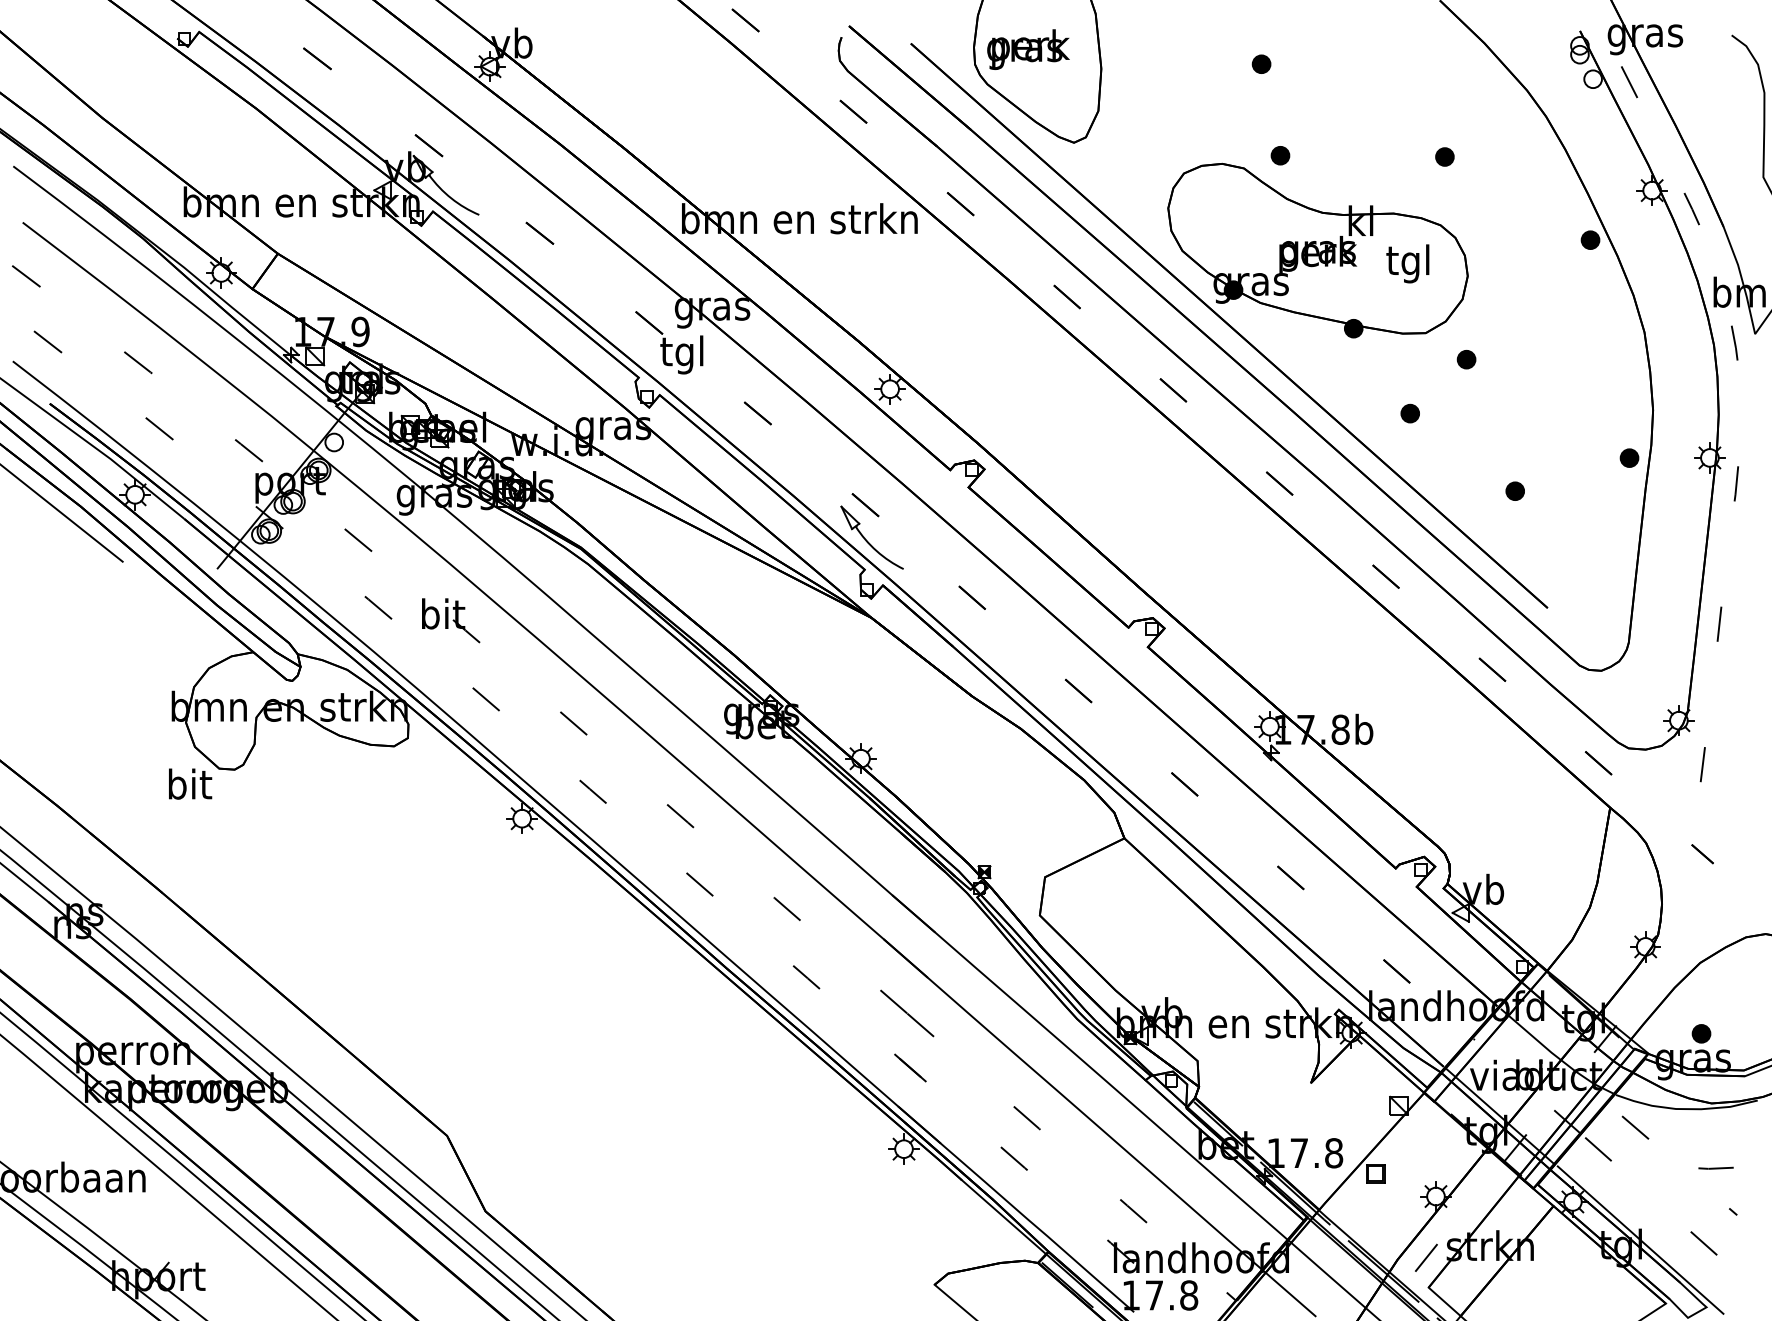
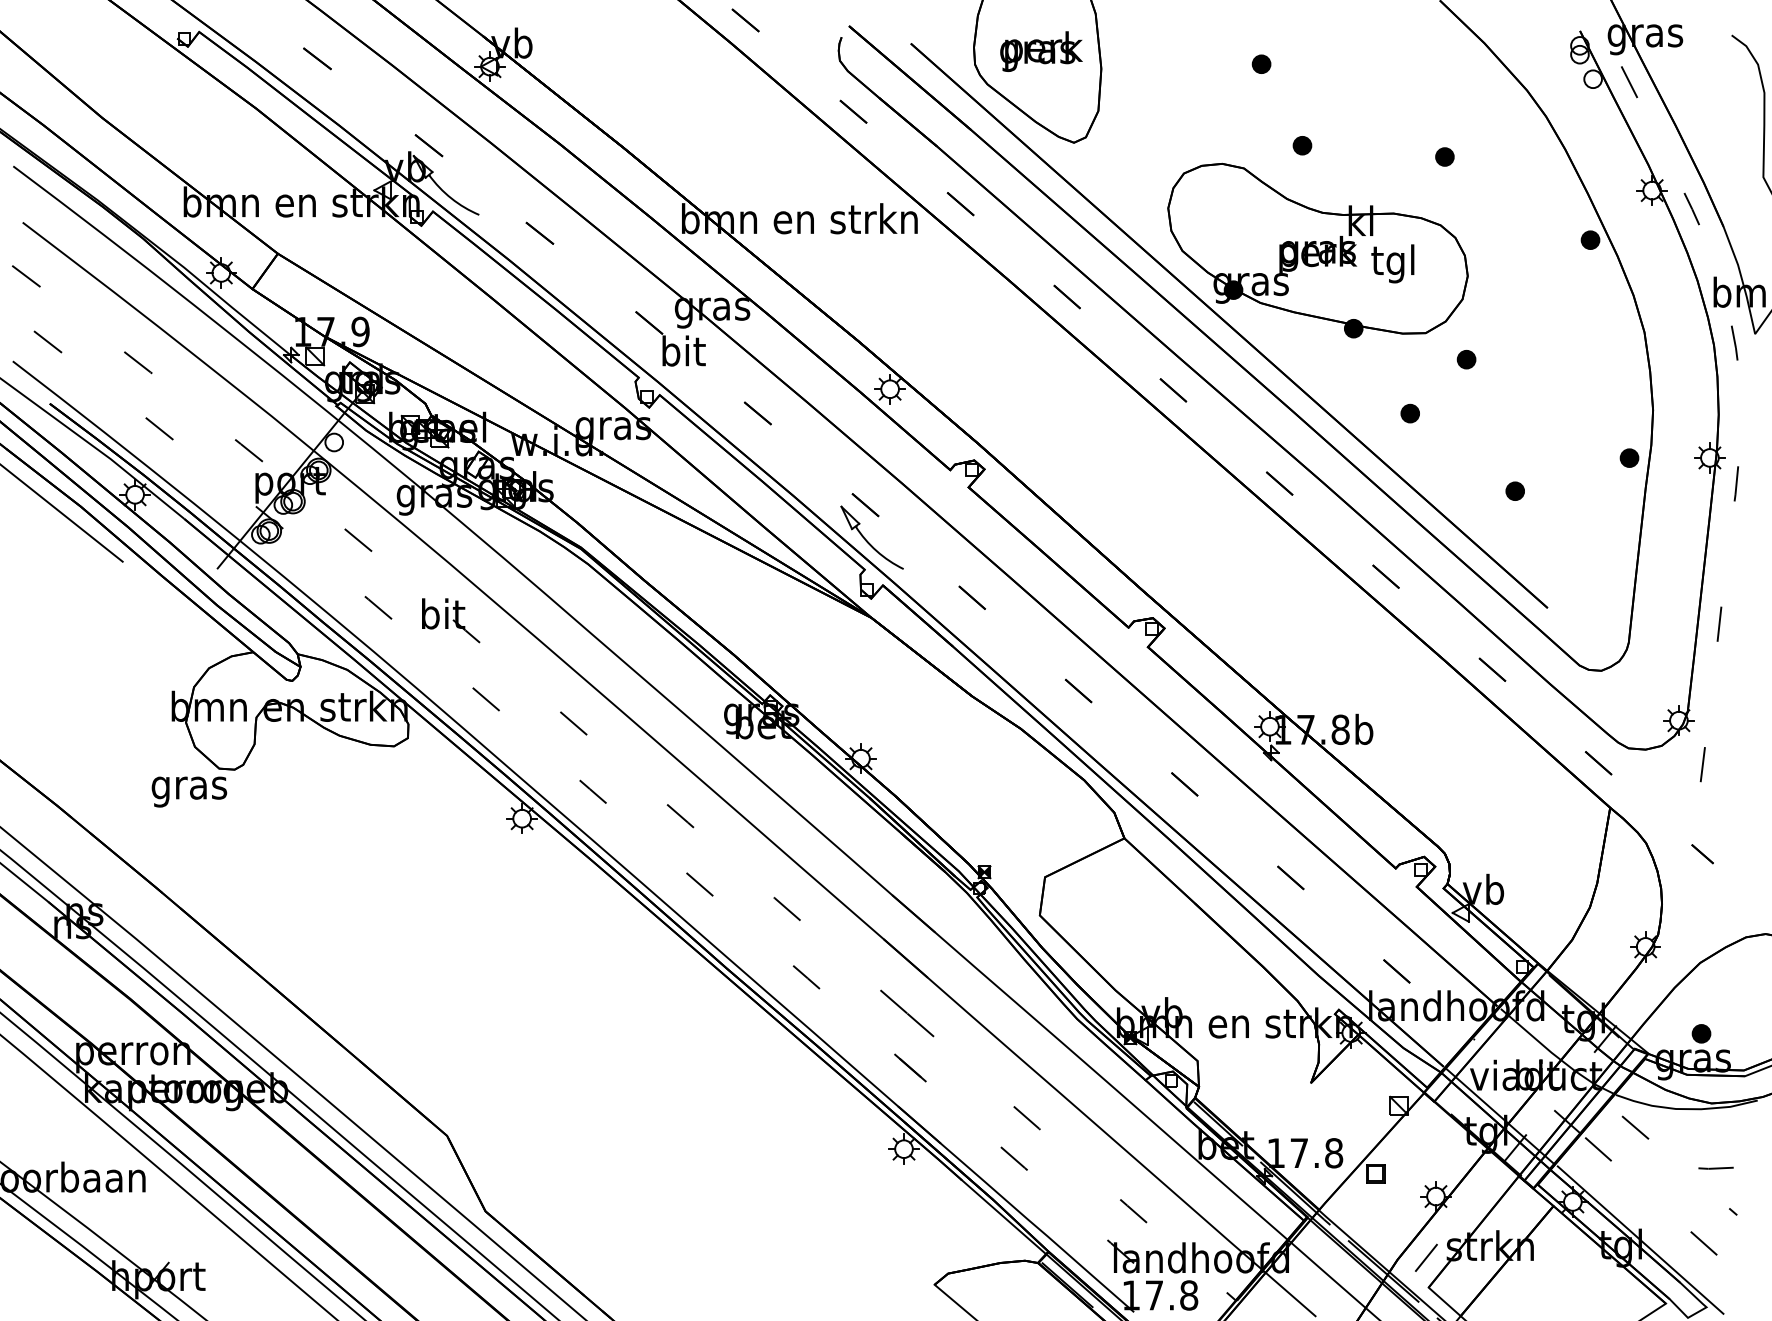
text position: (1028, 49) -> (1041, 51) (1041, 51)
part position: (1280, 155) -> (1302, 145) (1302, 145)
text position: (1407, 263) -> (1392, 263) (1392, 263)
text: tgl -> bit (682, 354)
text: bit -> gras (189, 787)
